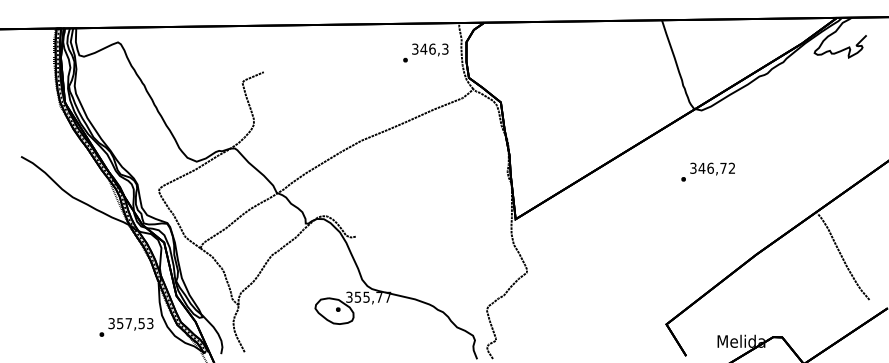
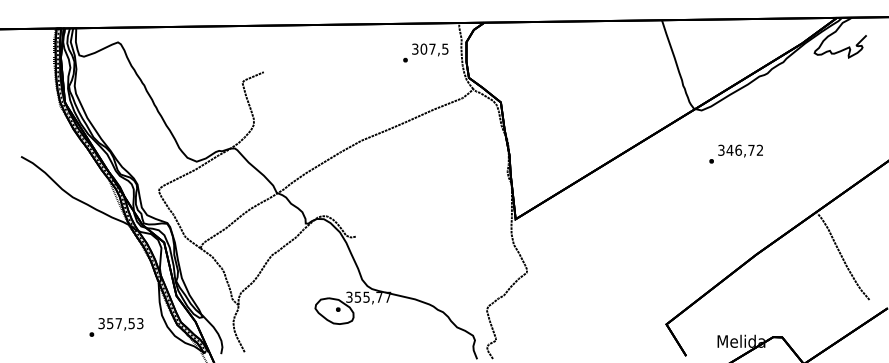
text: 346,3 -> 307,5 (434, 48)
text position: (707, 171) -> (735, 153) (735, 153)
text position: (126, 327) -> (116, 327) (116, 327)
